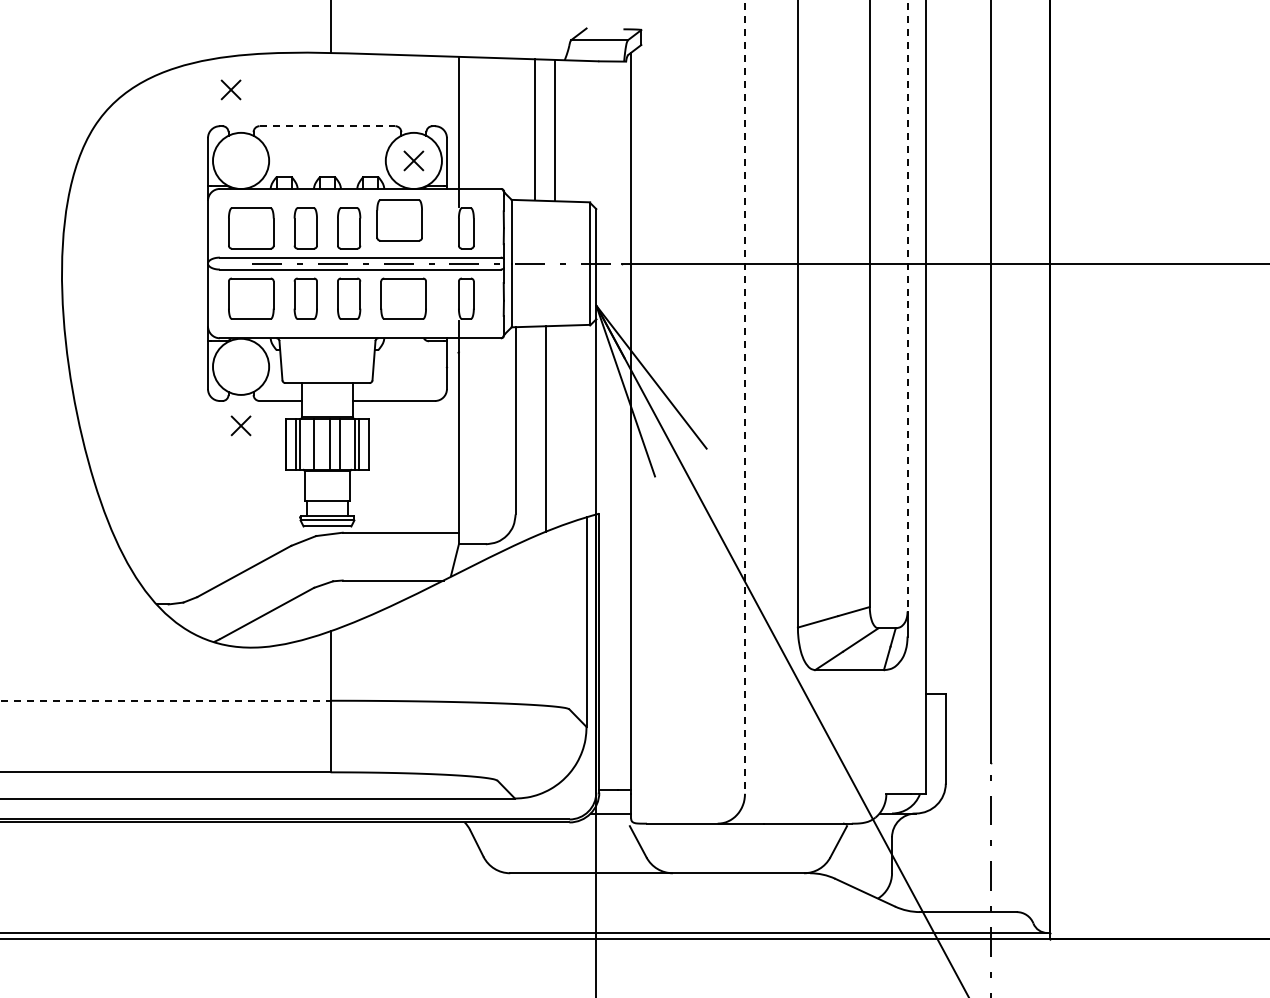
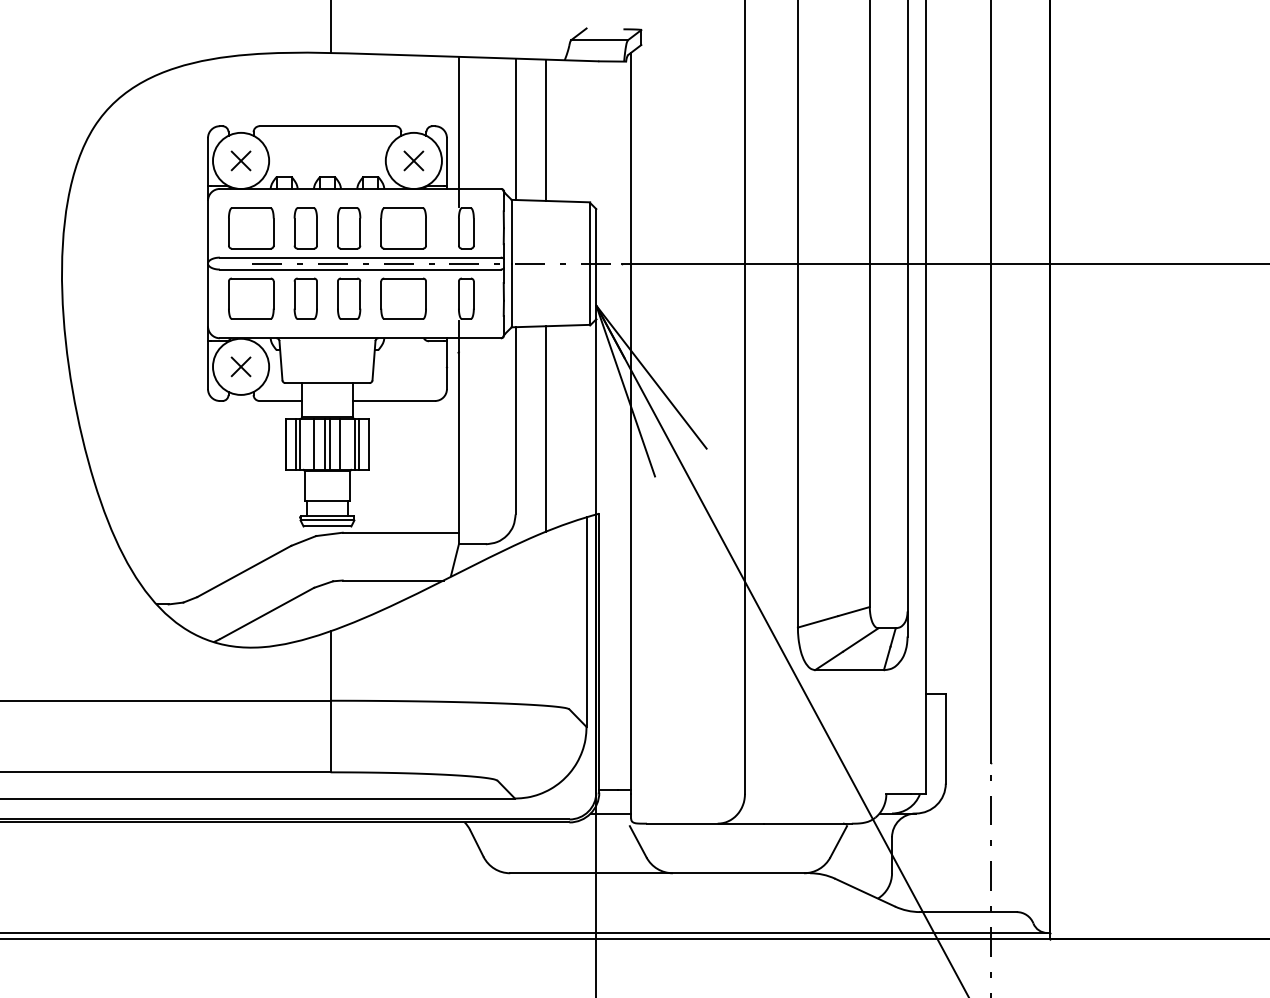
part position: (230, 89) -> (240, 160) (240, 160)
line: dashed -> solid (327, 126)
line position: (534, 129) -> (515, 129) (515, 129)
line position: (554, 130) -> (545, 130) (545, 130)
part position: (399, 220) -> (403, 228) (403, 228)
line: dashed -> solid (907, 306)
line: dashed -> solid (745, 396)
part position: (240, 425) -> (240, 366) (240, 366)
line: none -> present (324, 443)
line: dashed -> solid (165, 700)
